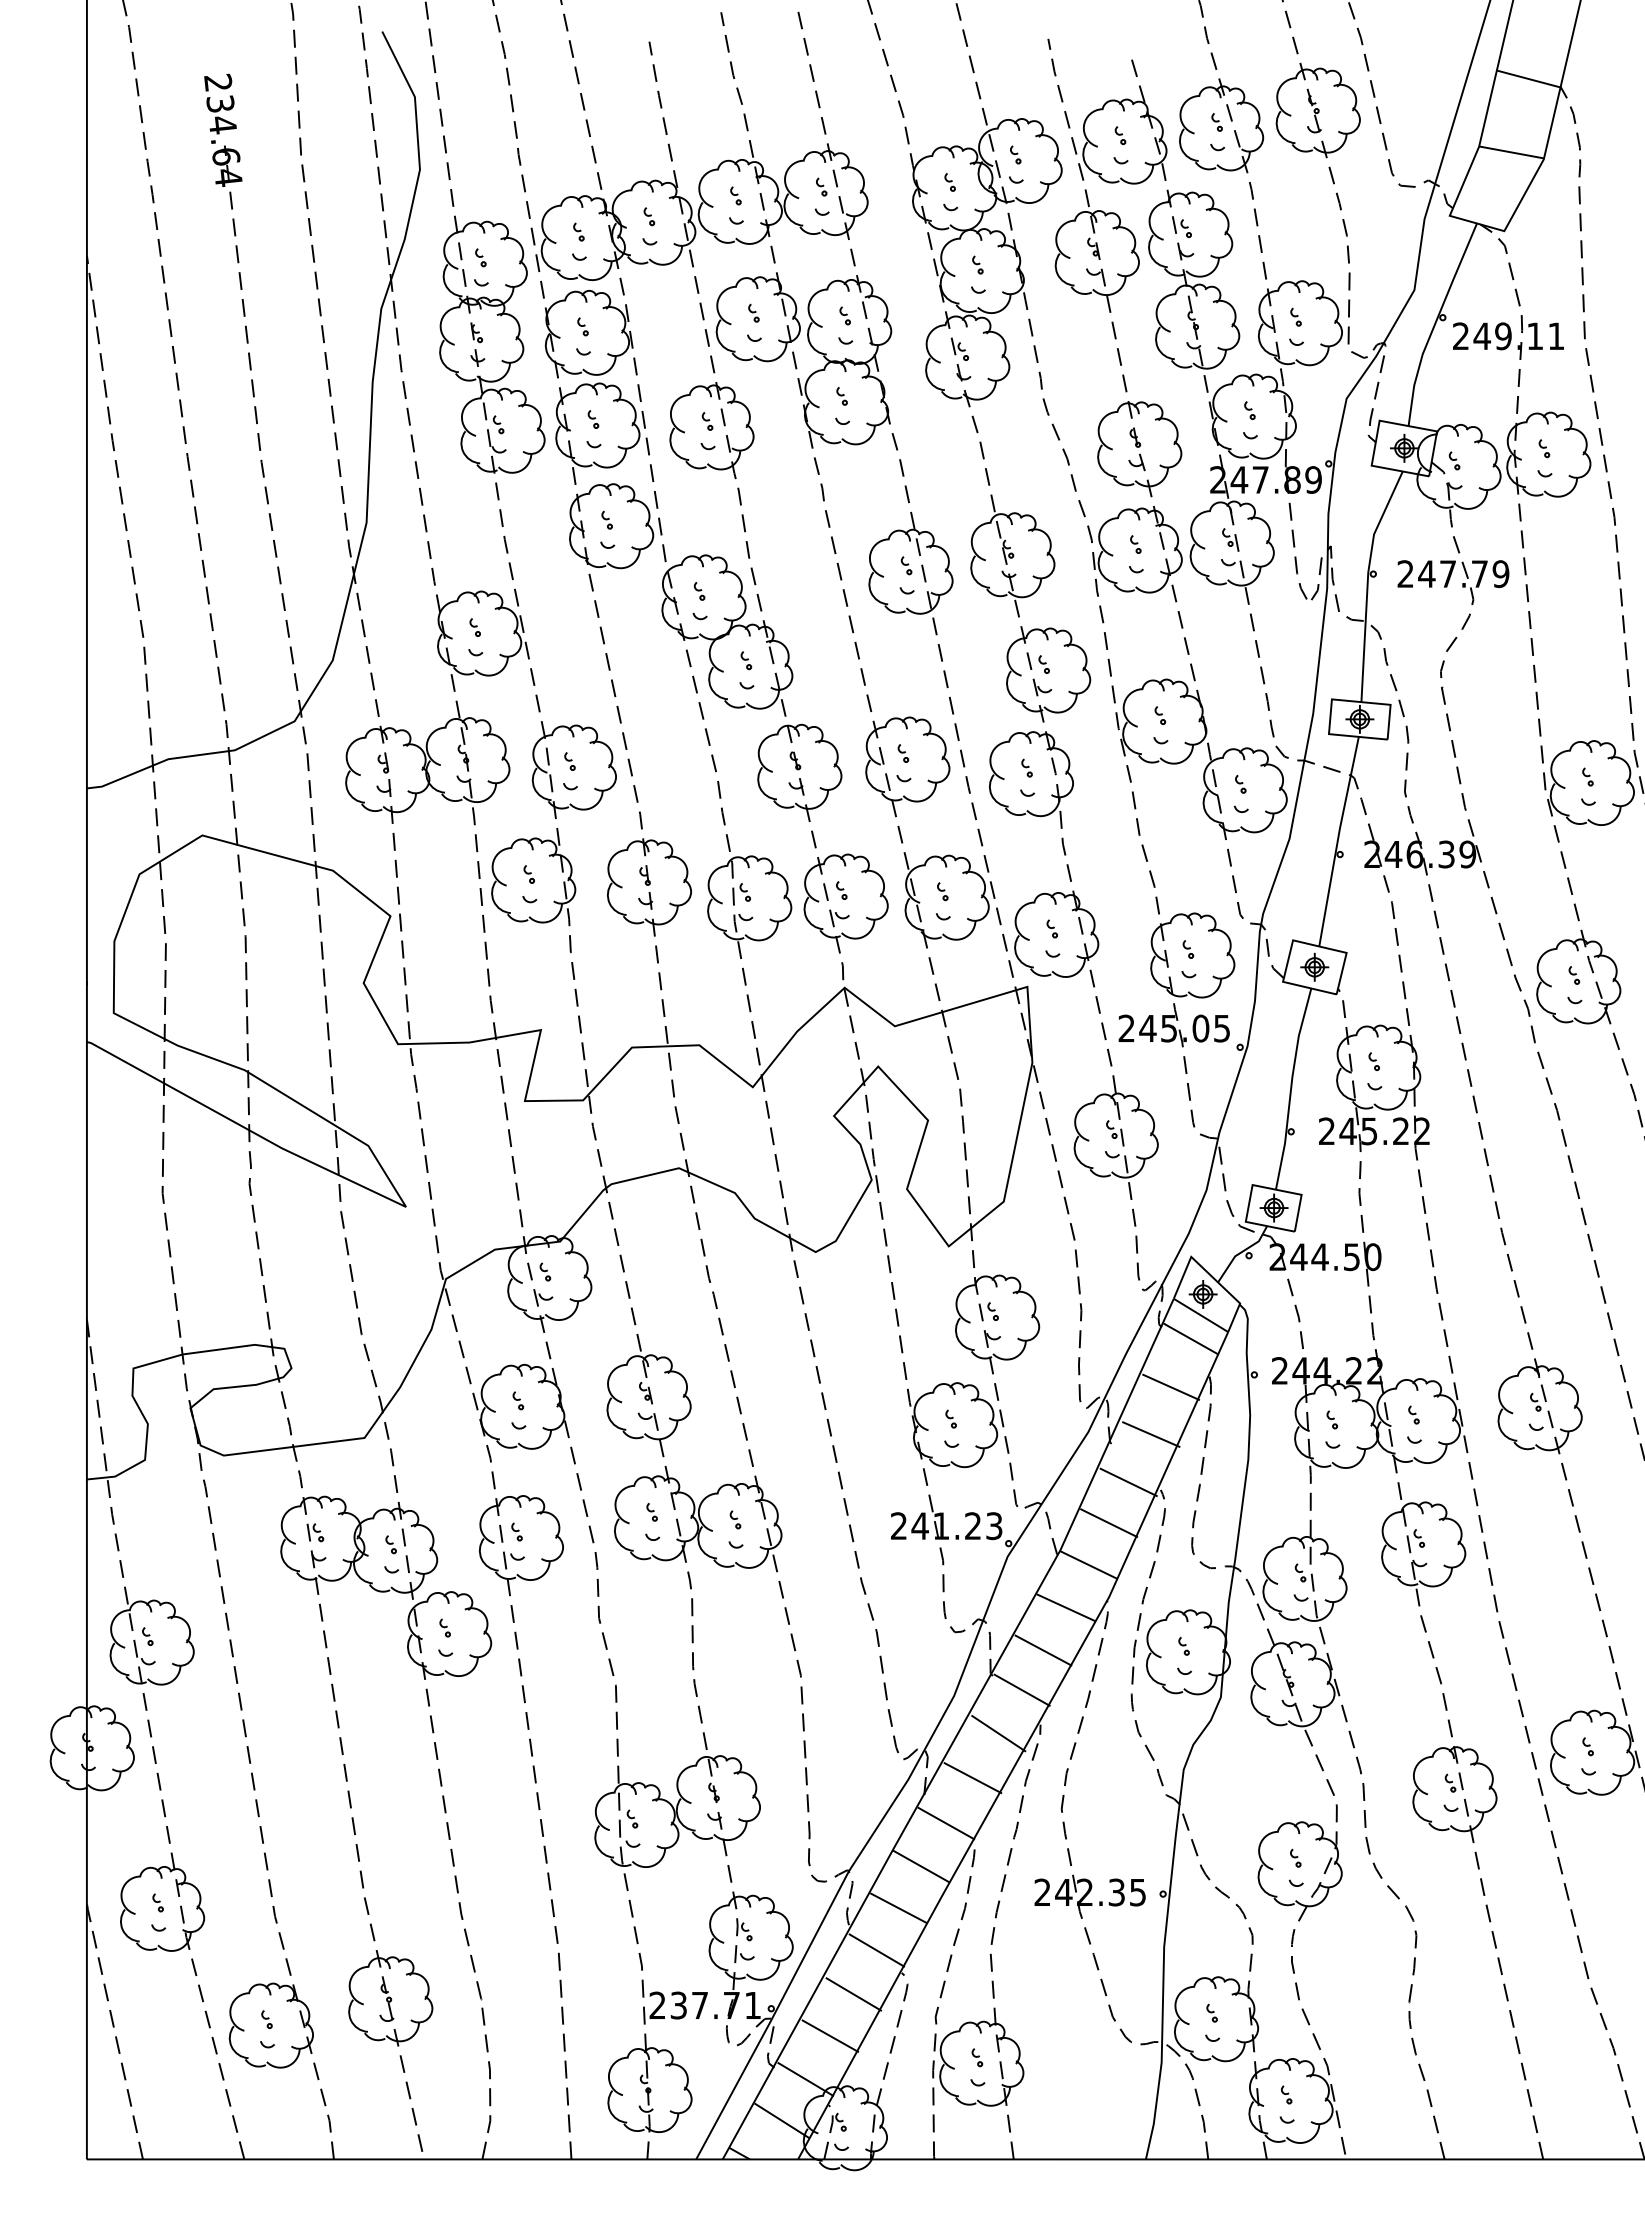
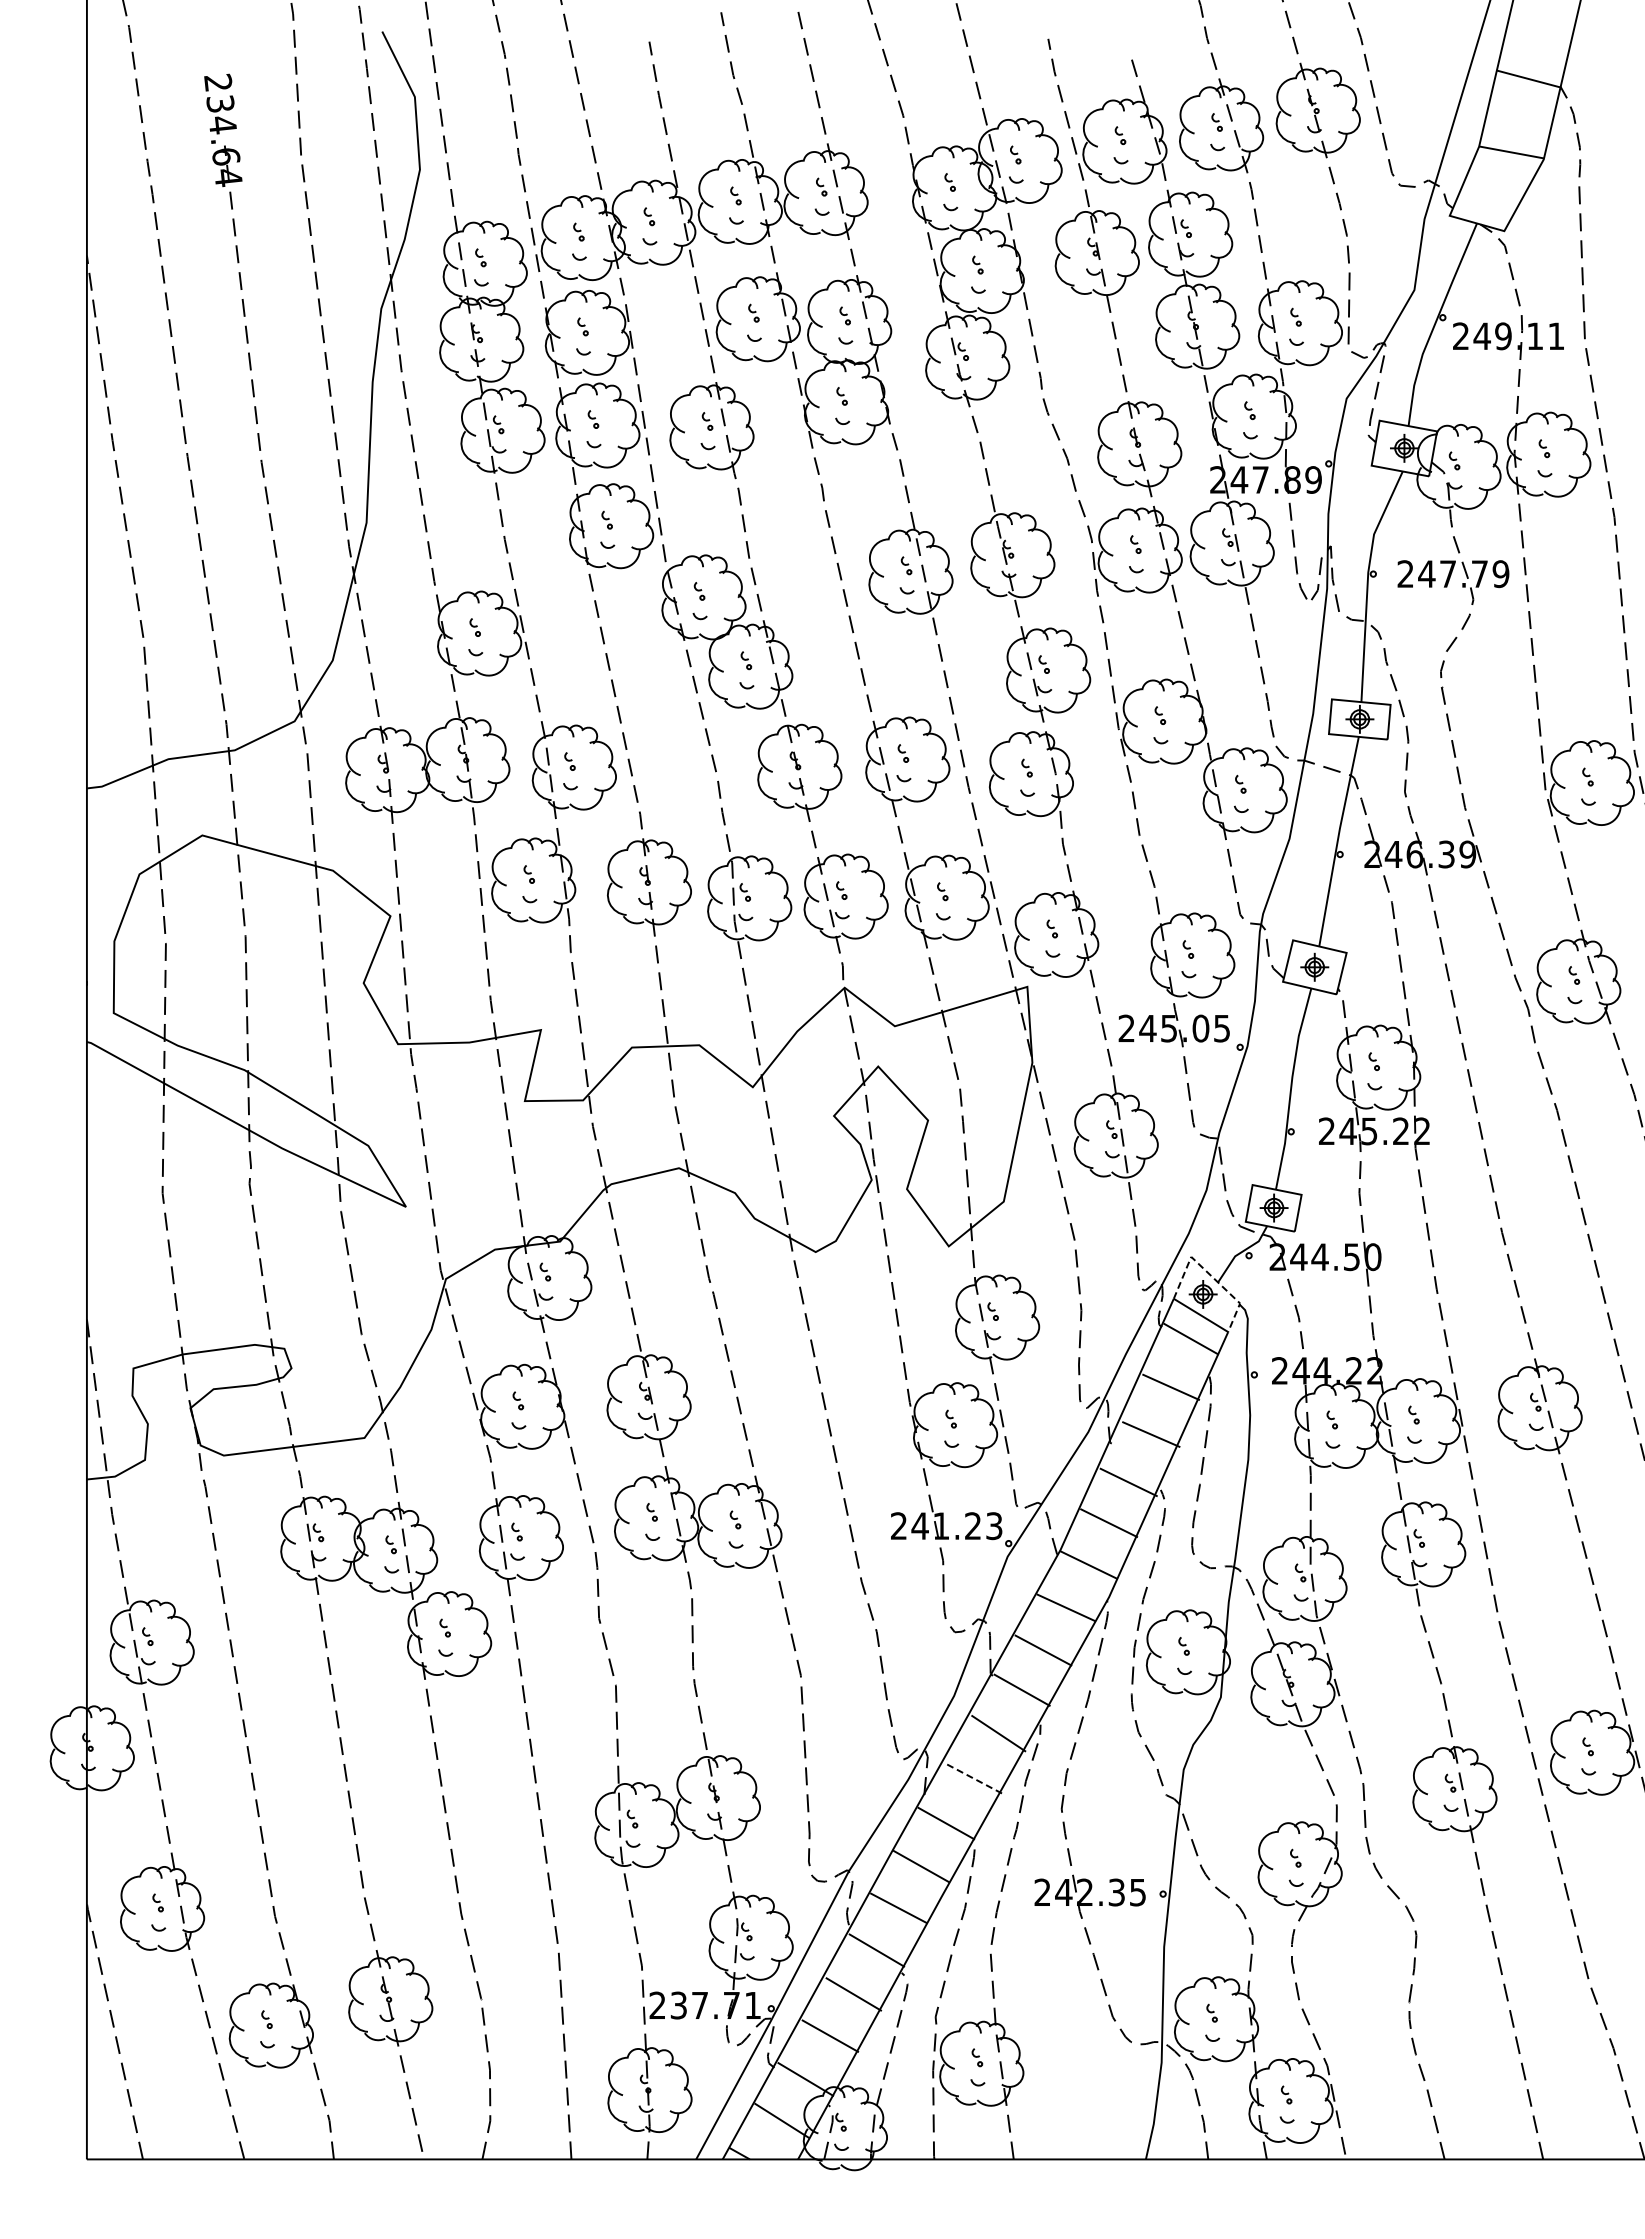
line: solid -> dashed (1210, 1275)
line: solid -> dashed (972, 1778)
